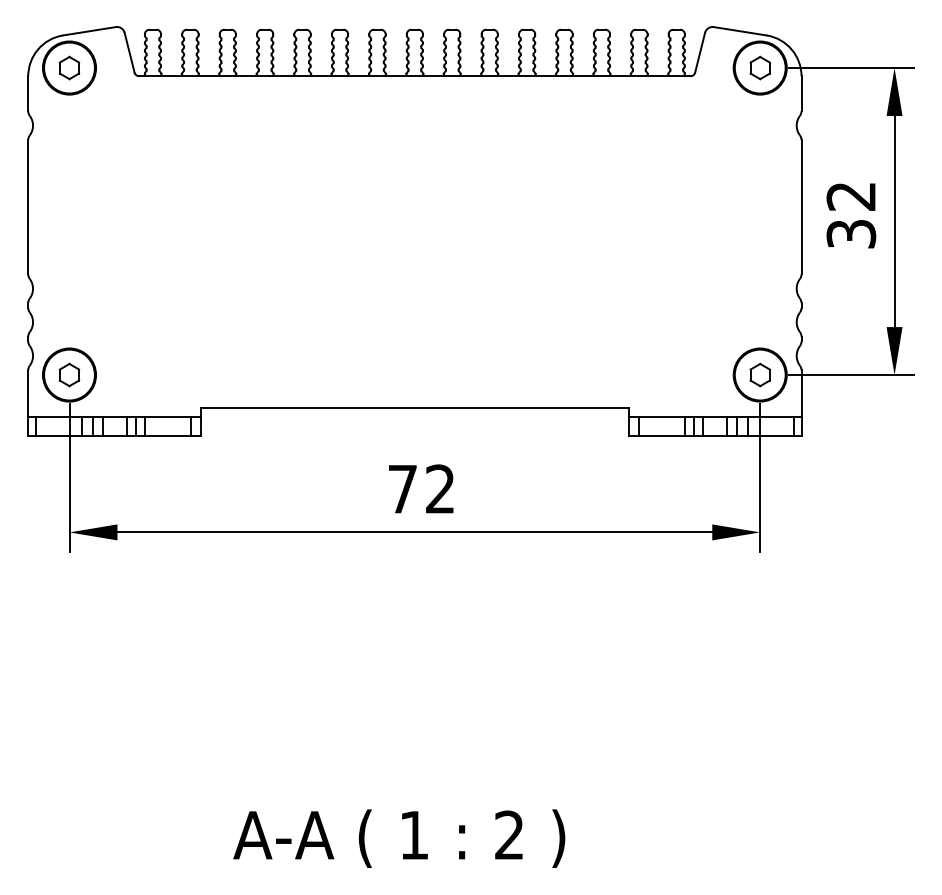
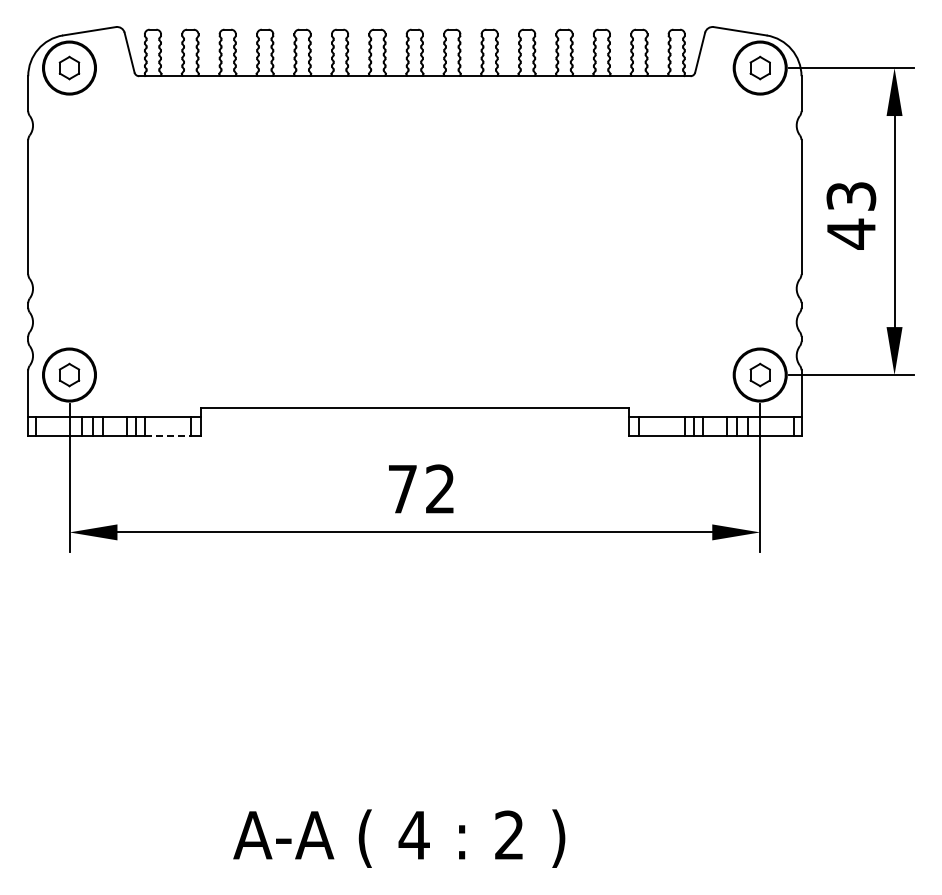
text: 32 -> 43 (851, 215)
line: solid -> dashed (168, 436)
text: 1 -> 4 (413, 835)
